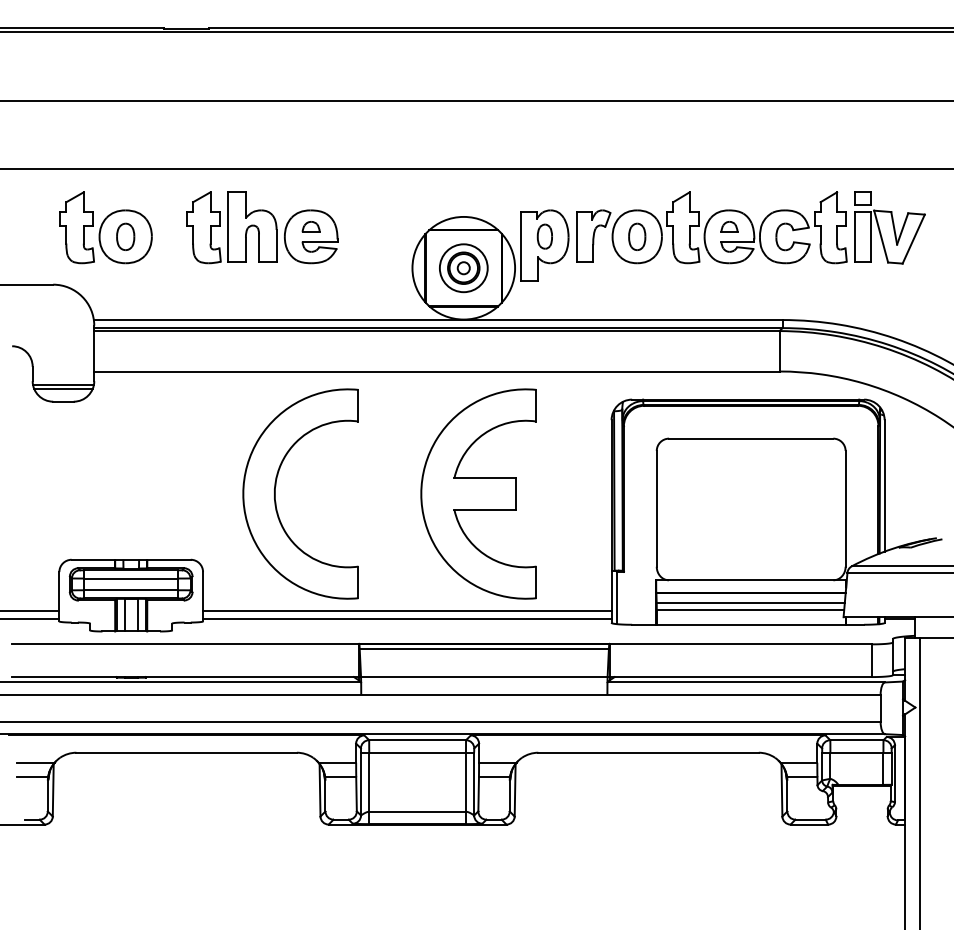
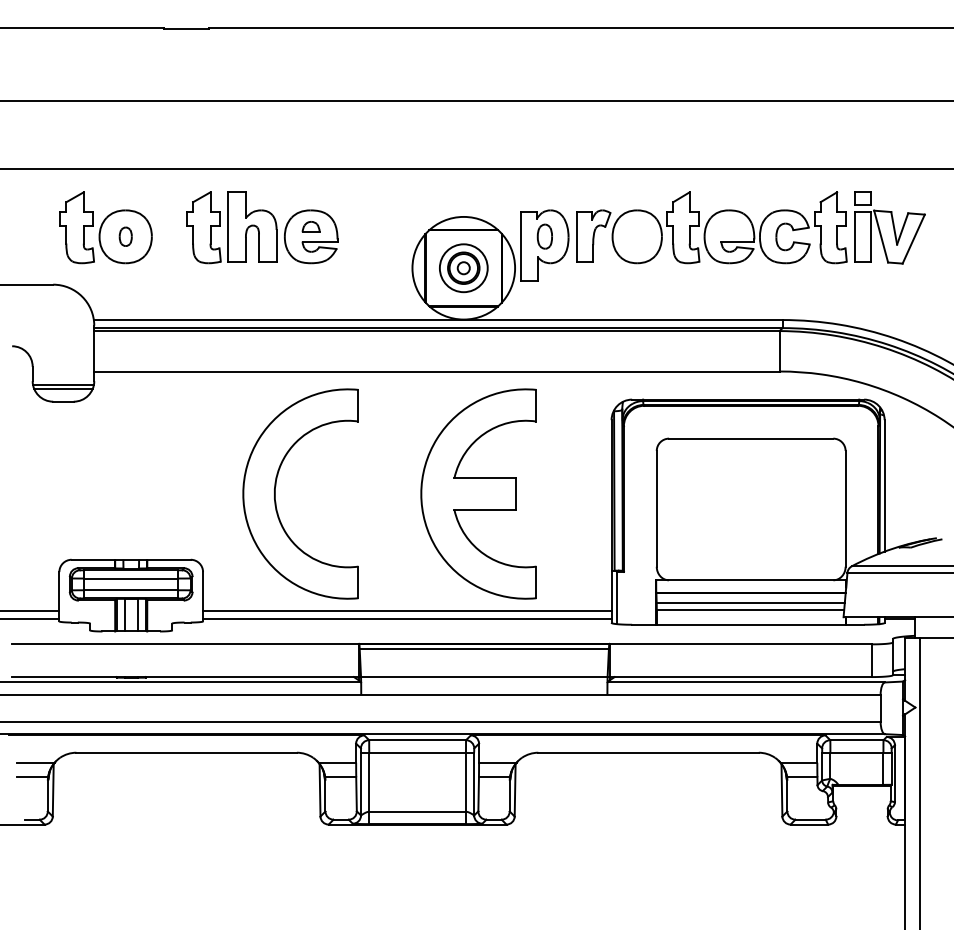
line: present -> none (476, 32)
part: present -> none (729, 226)
part size: 20x29 px -> 15x21 px (125, 236)
part: present -> none (637, 236)
